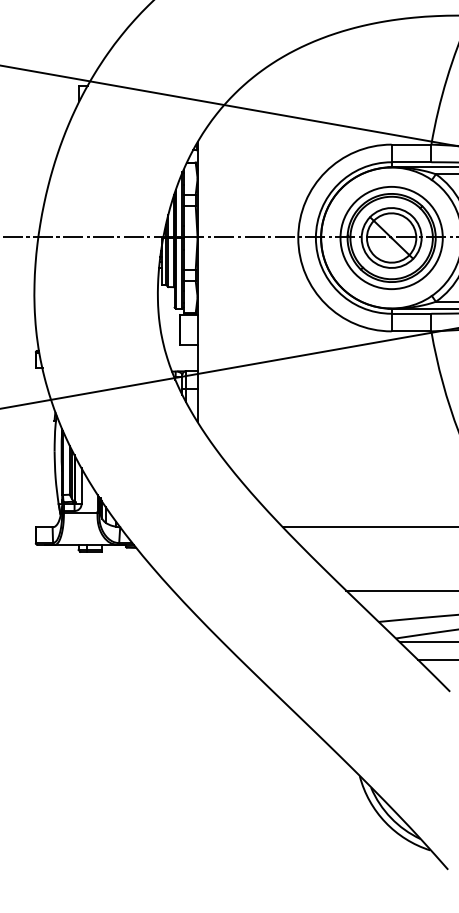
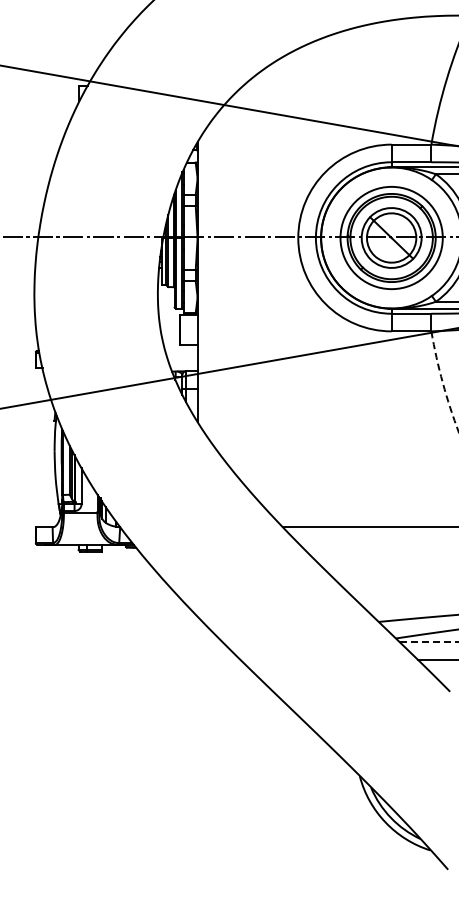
arc: solid -> dashed (442, 382)
line: present -> none (400, 590)
line: solid -> dashed (429, 642)
